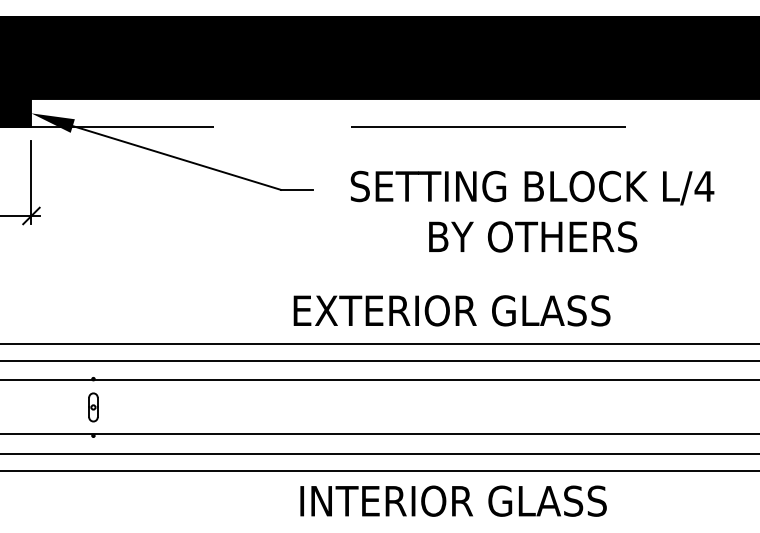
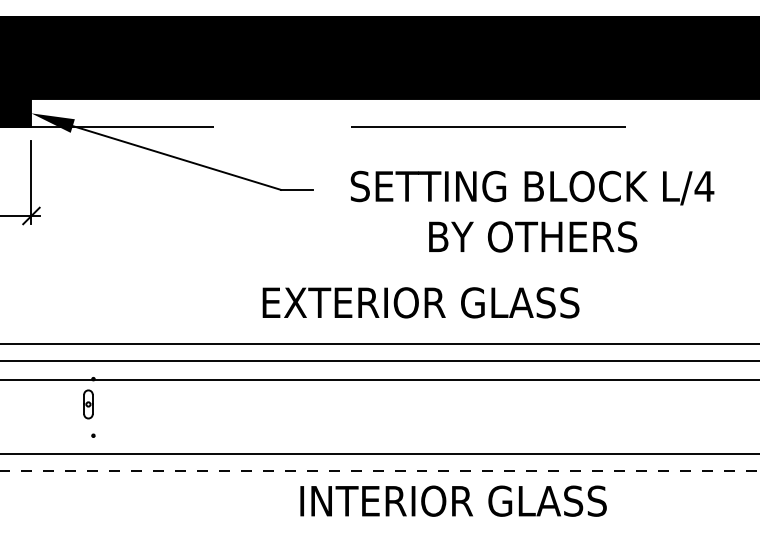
text position: (451, 310) -> (420, 302) (420, 302)
part position: (93, 407) -> (88, 404) (88, 404)
line: present -> none (379, 434)
line: solid -> dashed (380, 471)
